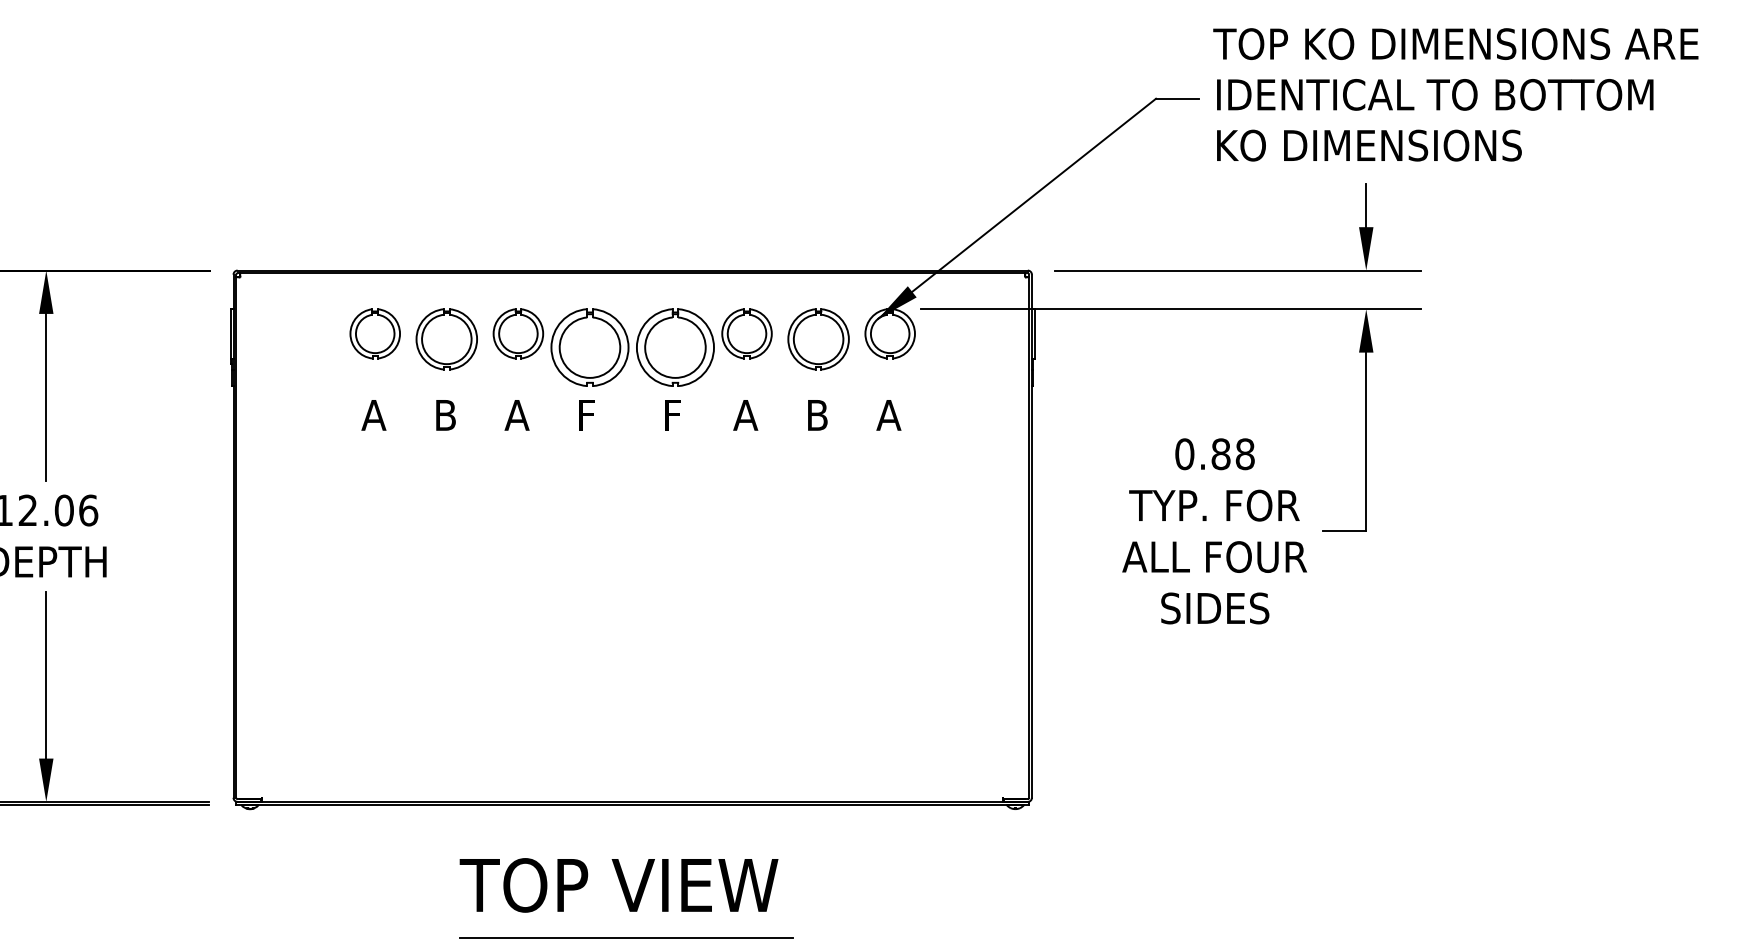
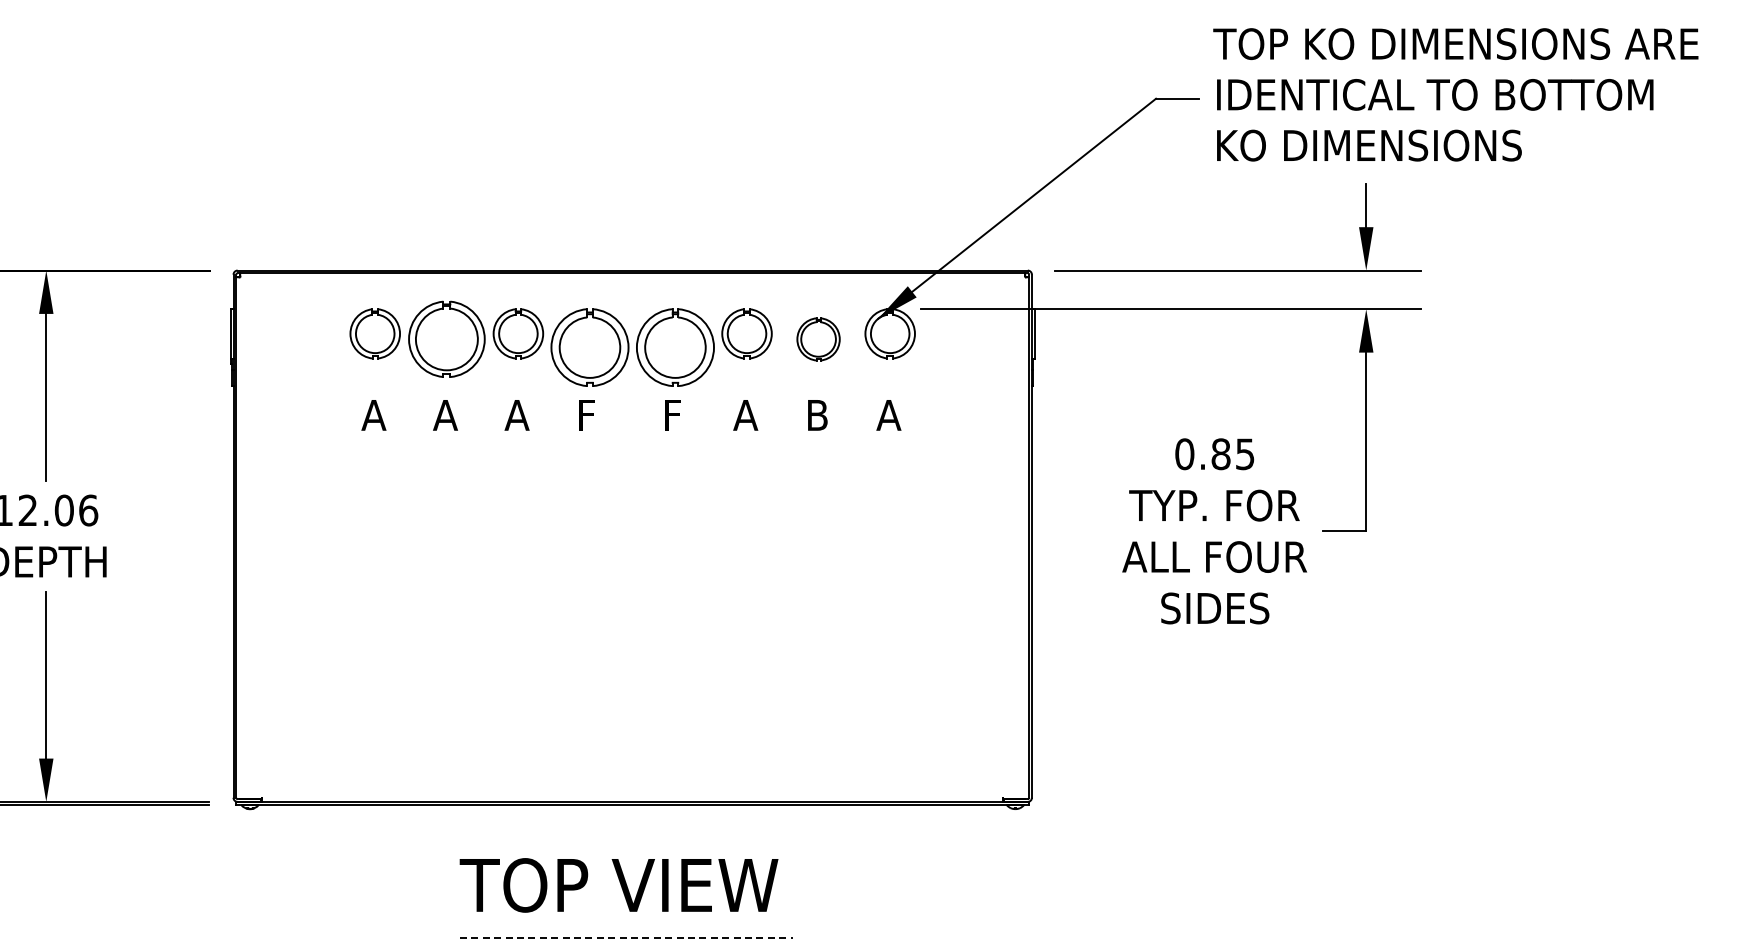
part size: 63x63 px -> 78x78 px (446, 338)
part size: 63x63 px -> 45x45 px (818, 339)
text: B -> A (445, 415)
text: 0.88 -> 0.85 (1244, 454)
line: solid -> dashed (626, 937)
